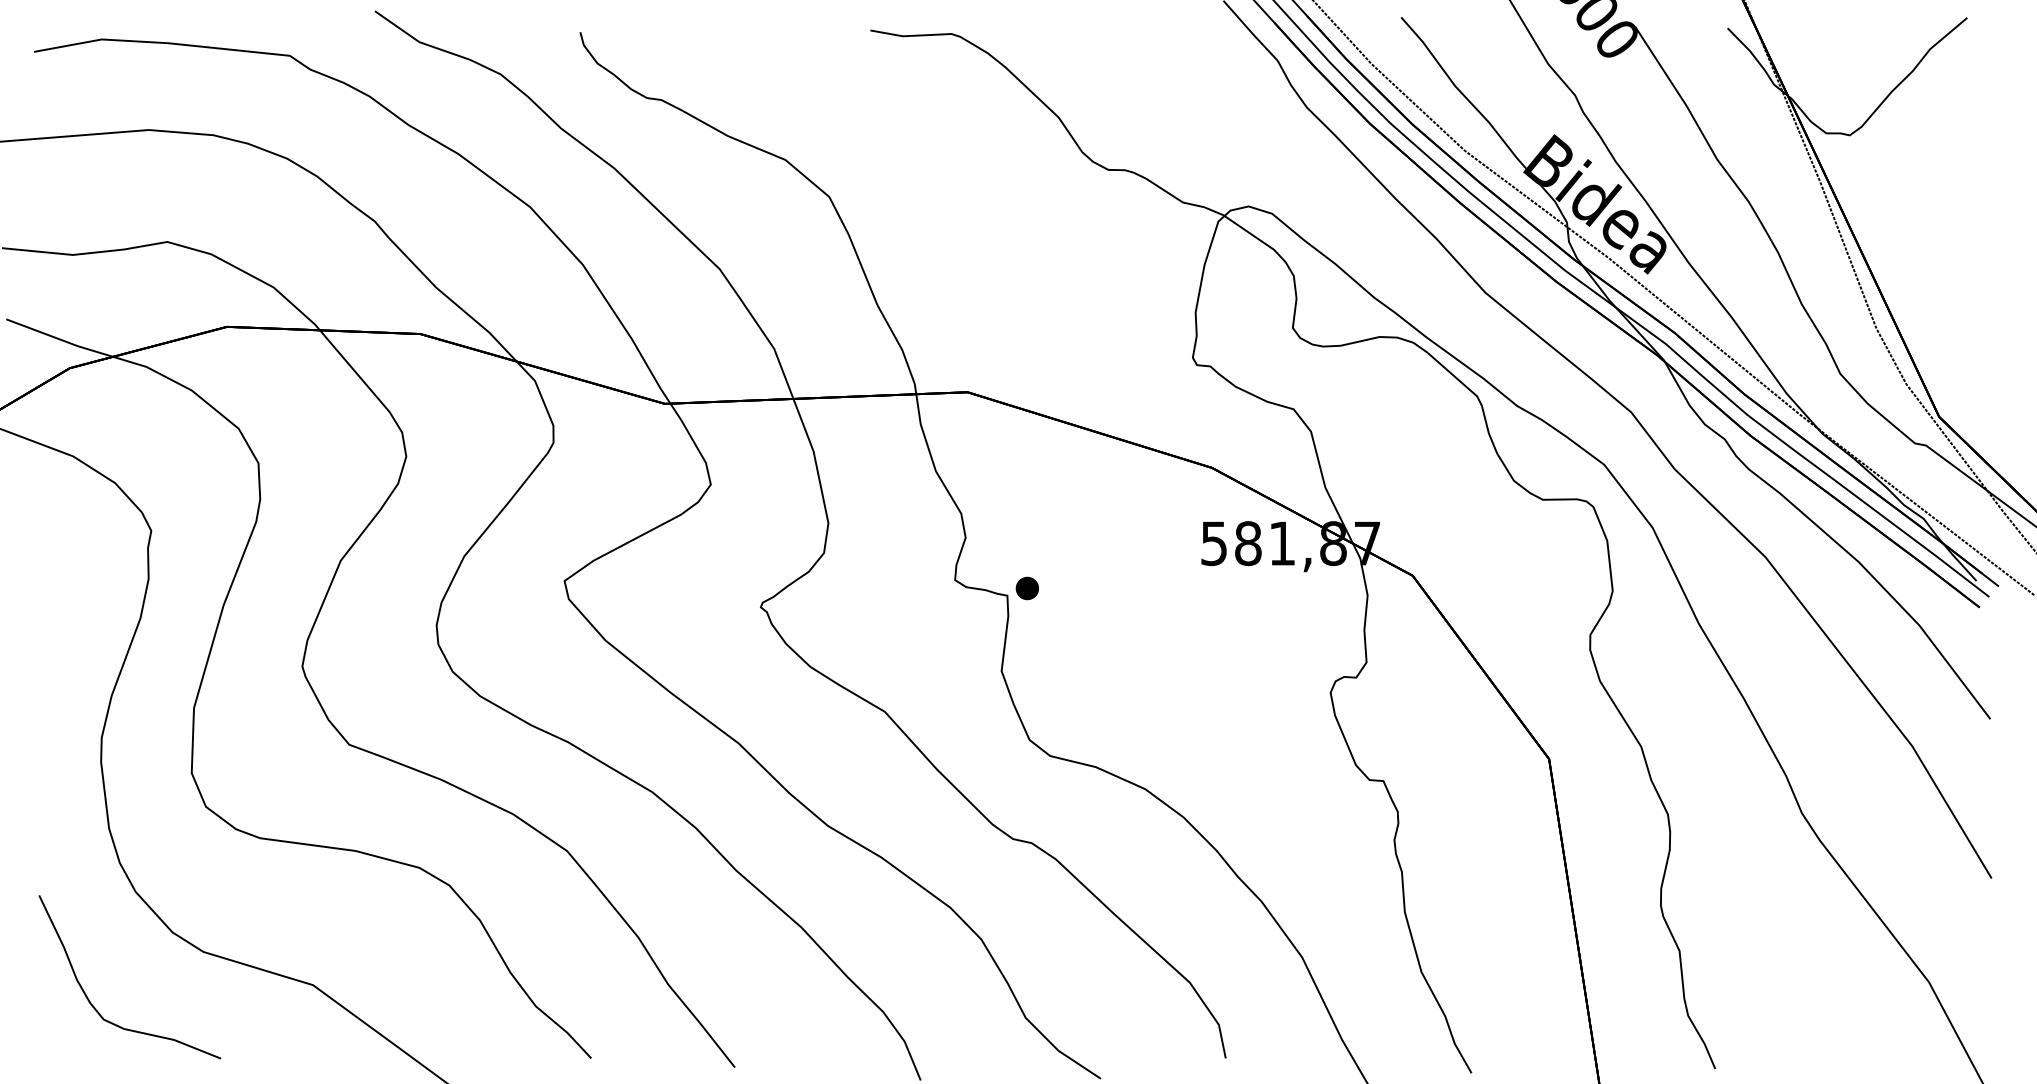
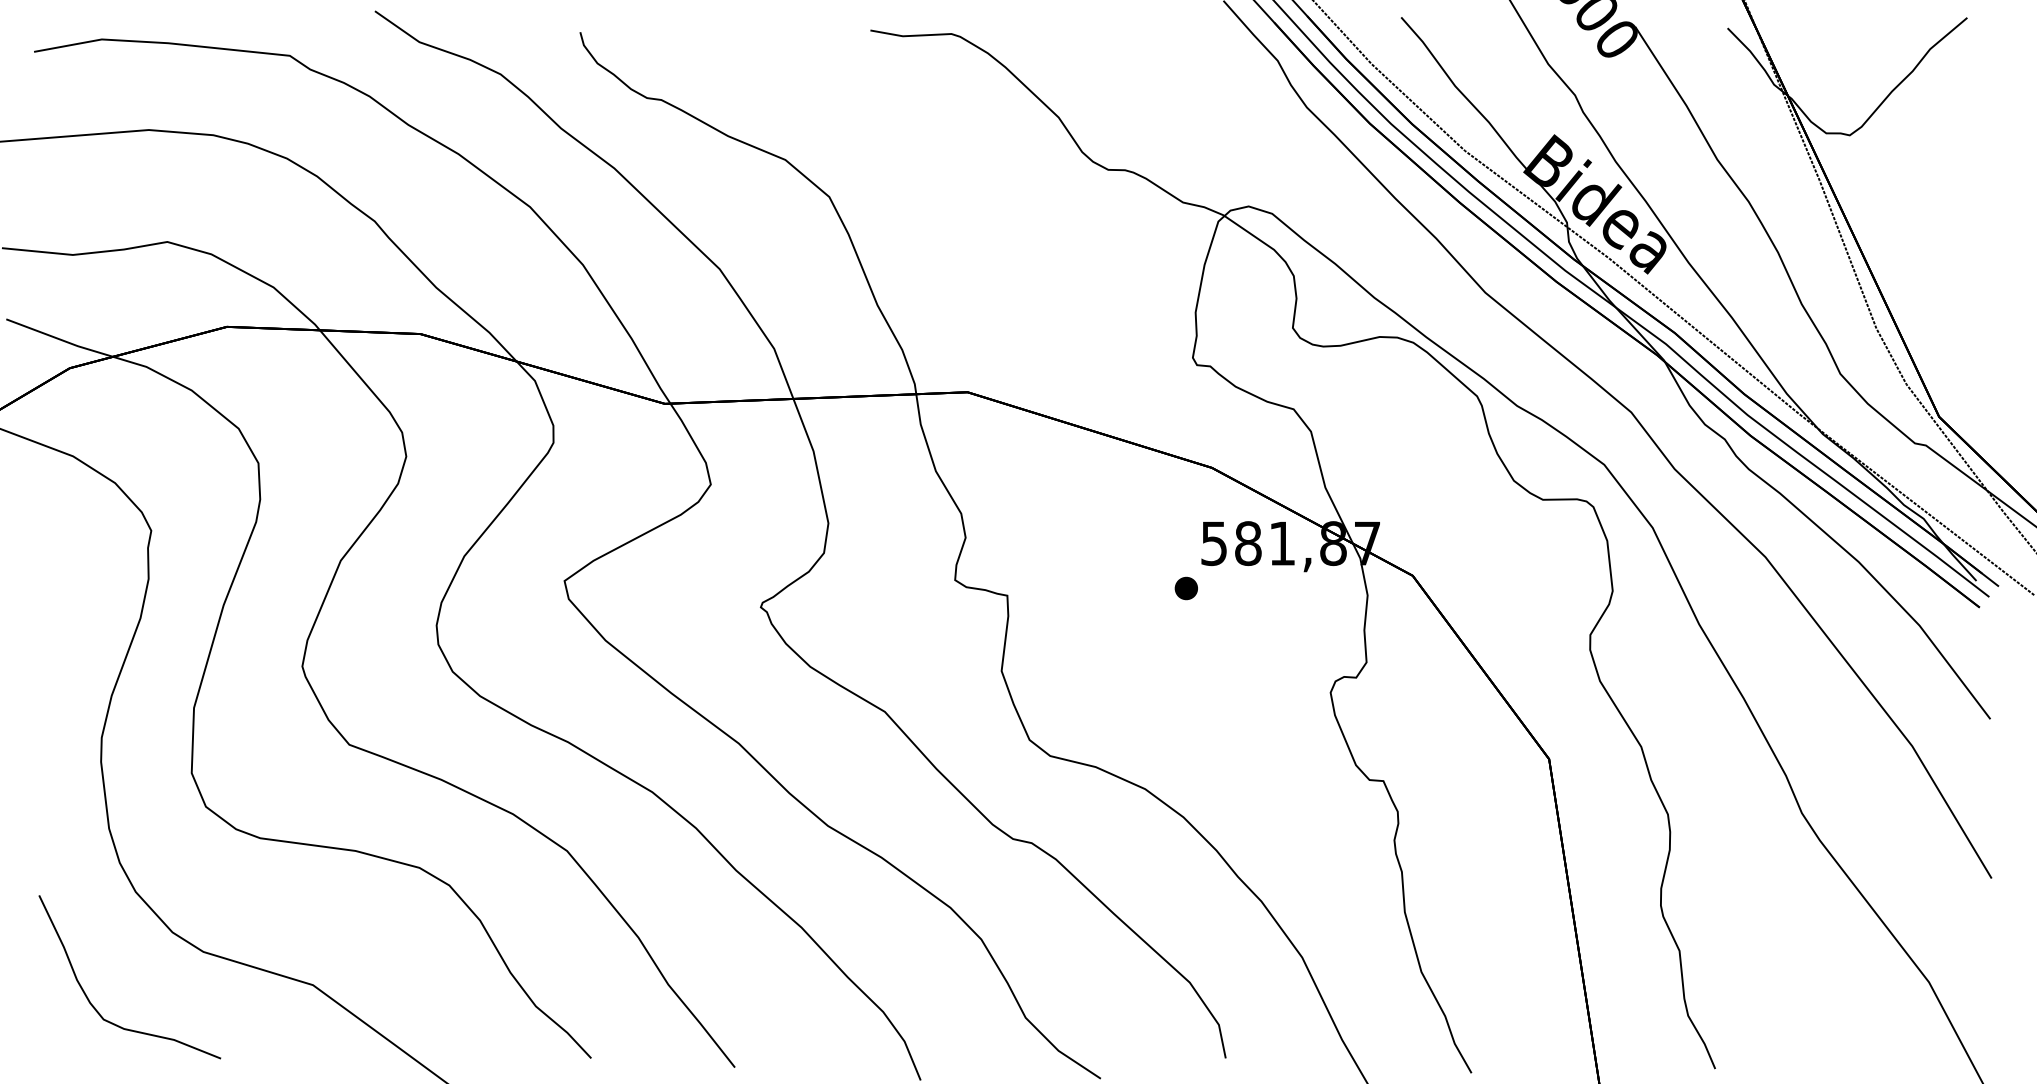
part position: (1026, 588) -> (1185, 588) (1185, 588)
